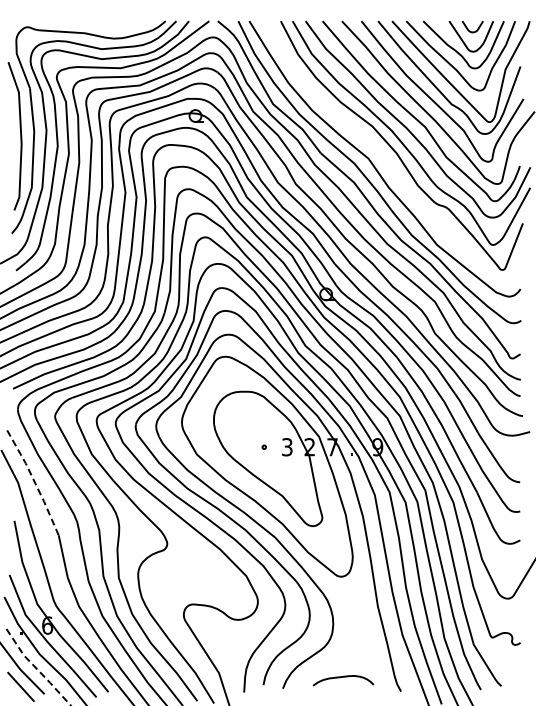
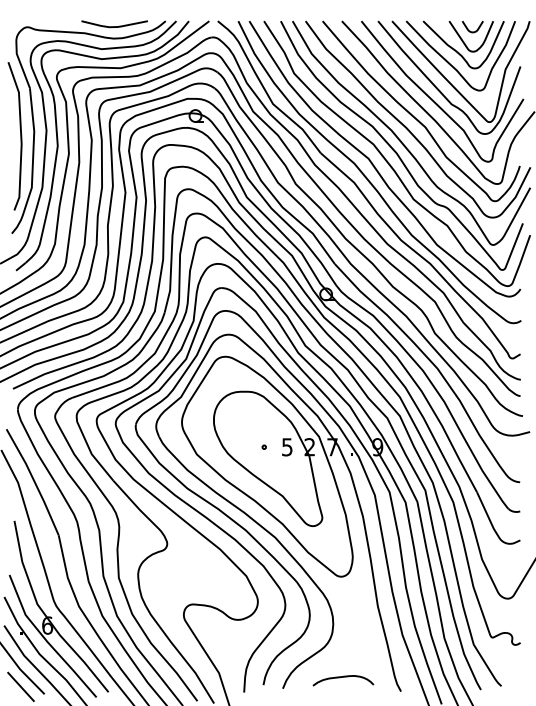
curve: none -> present (114, 26)
curve: none -> present (388, 161)
text: 3 -> 5 (287, 446)
line: dashed -> solid (34, 481)
line: dashed -> solid (35, 667)
